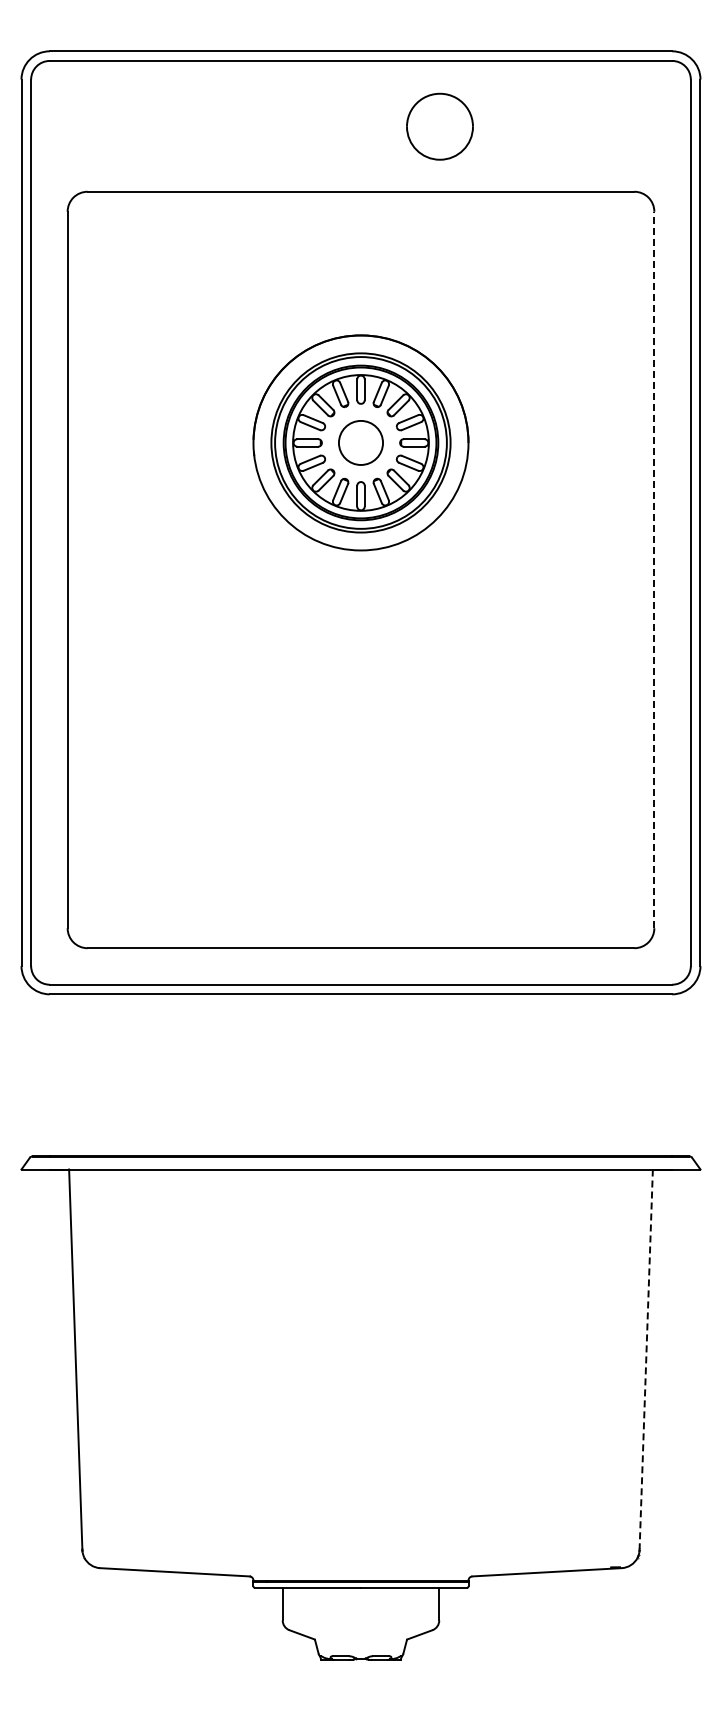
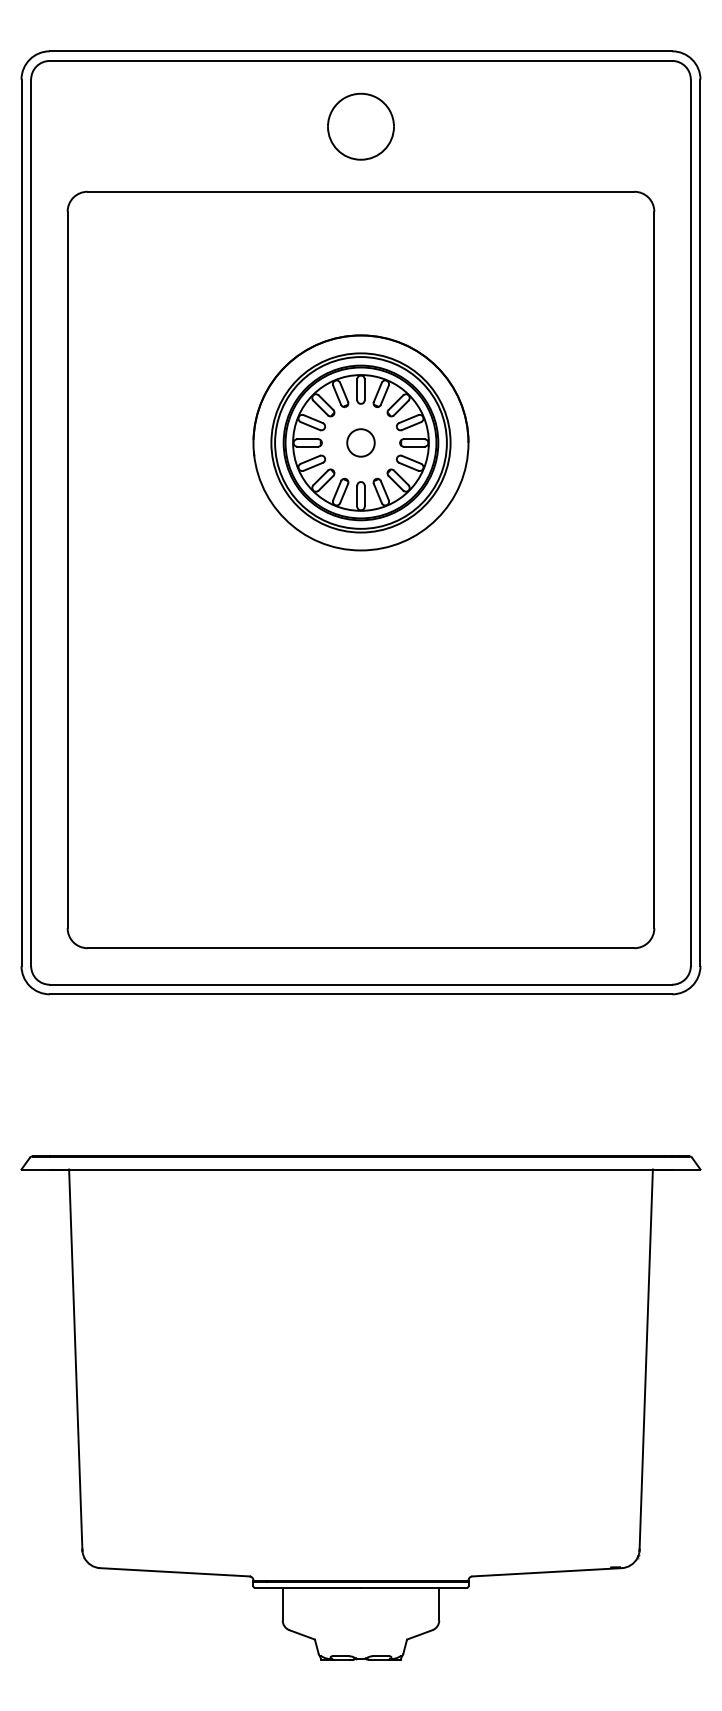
part position: (439, 126) -> (360, 126) (360, 126)
circle diameter: 44 px -> 28 px (360, 442)
line: dashed -> solid (654, 569)
line: dashed -> solid (646, 1359)
